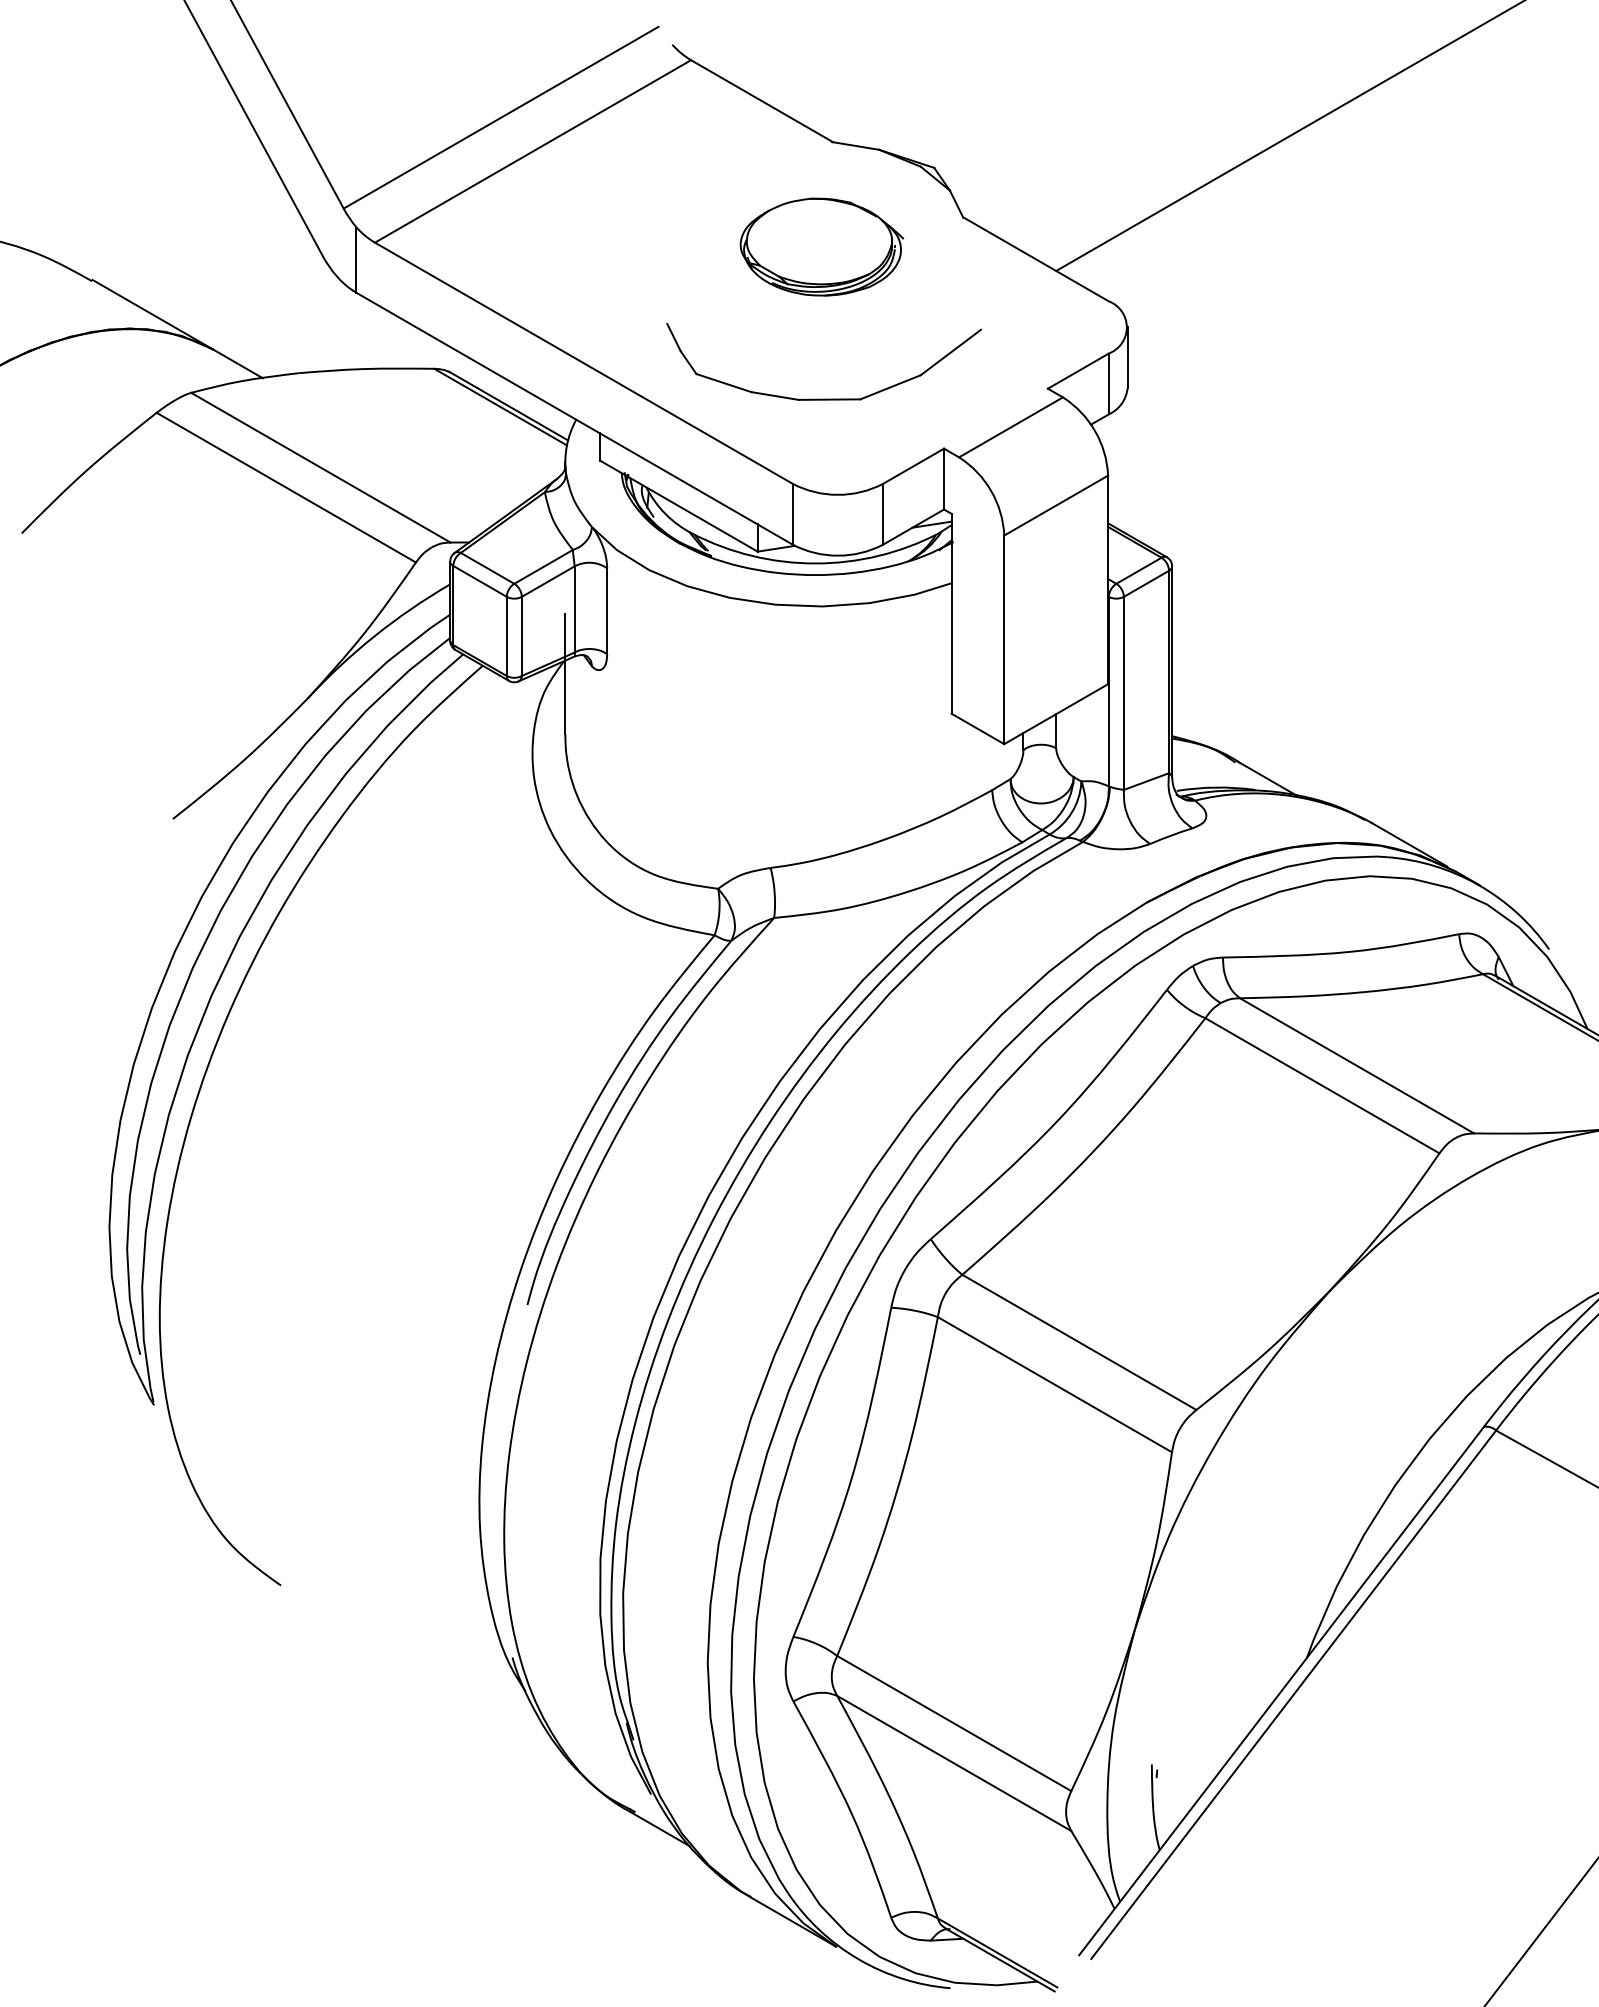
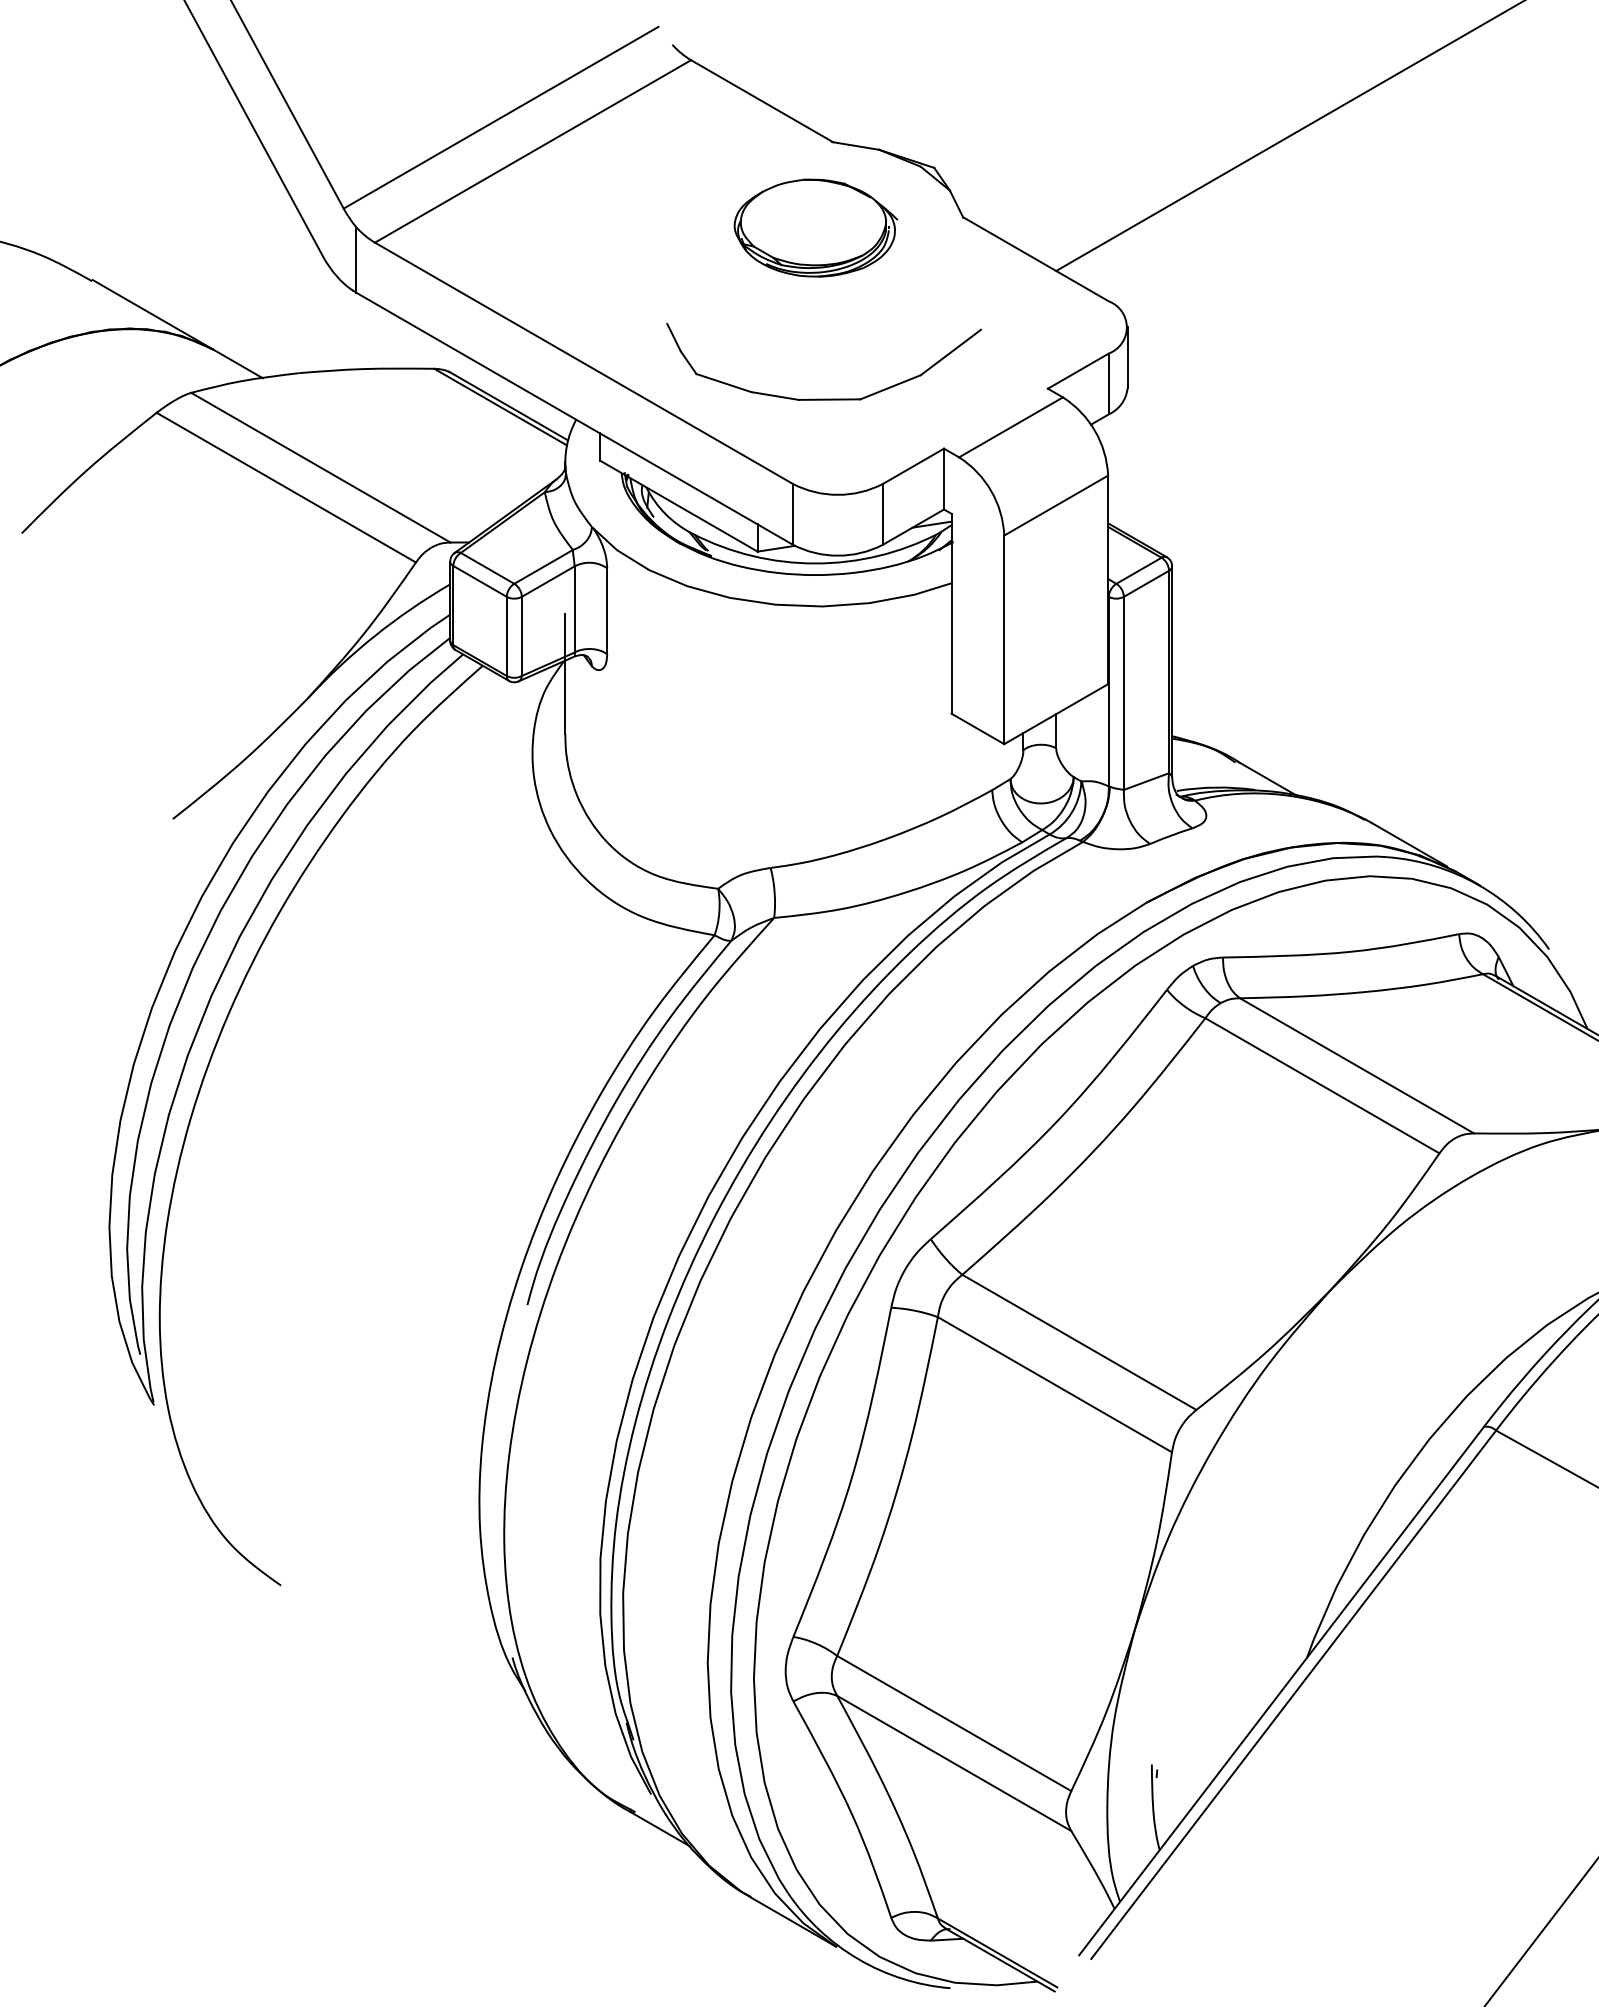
part position: (821, 246) -> (815, 227) (815, 227)
